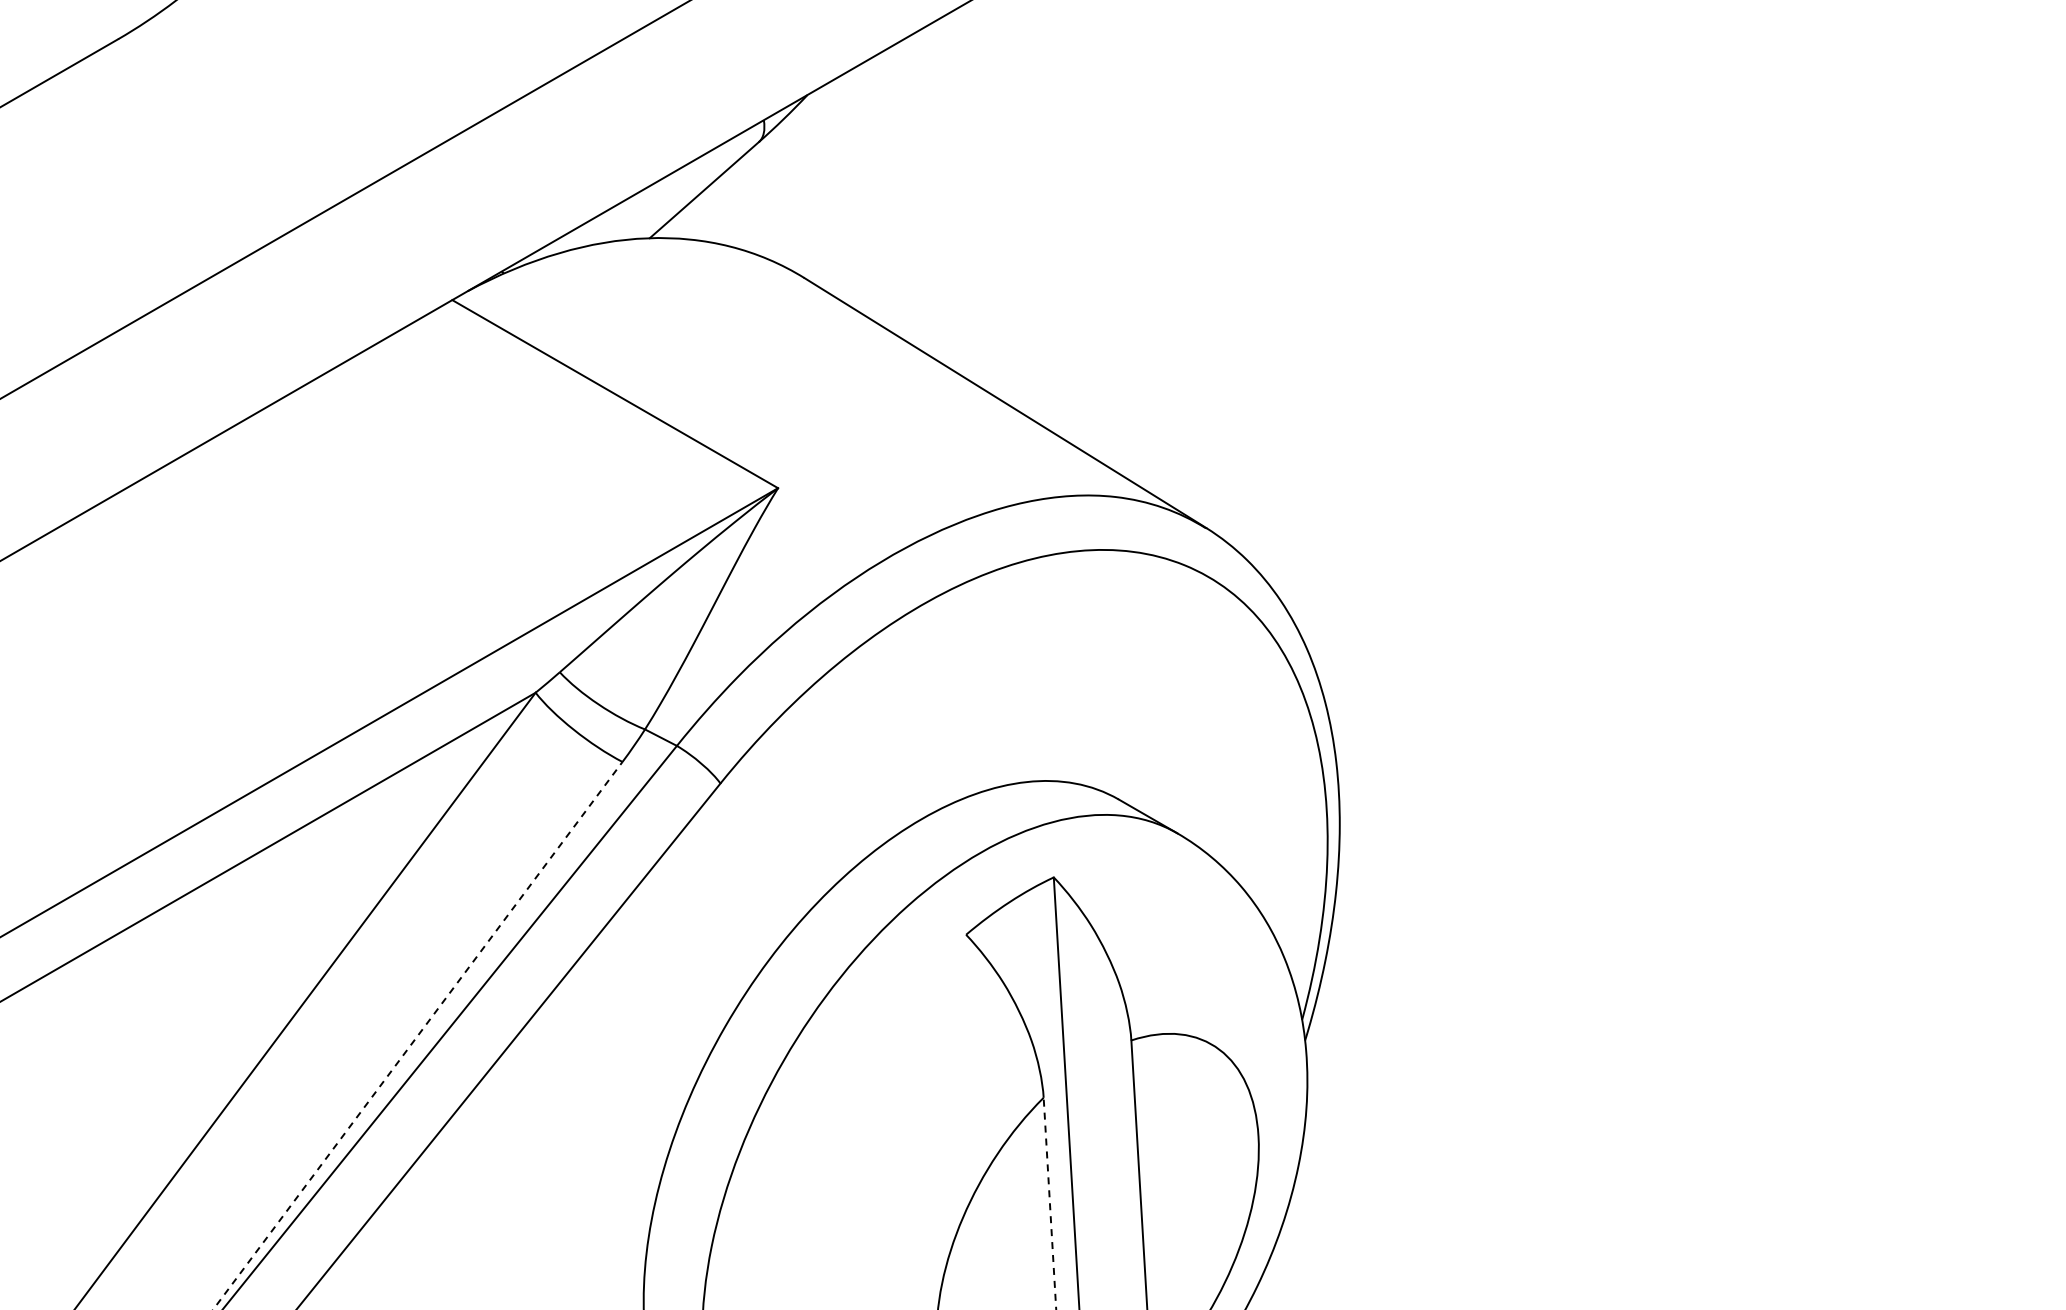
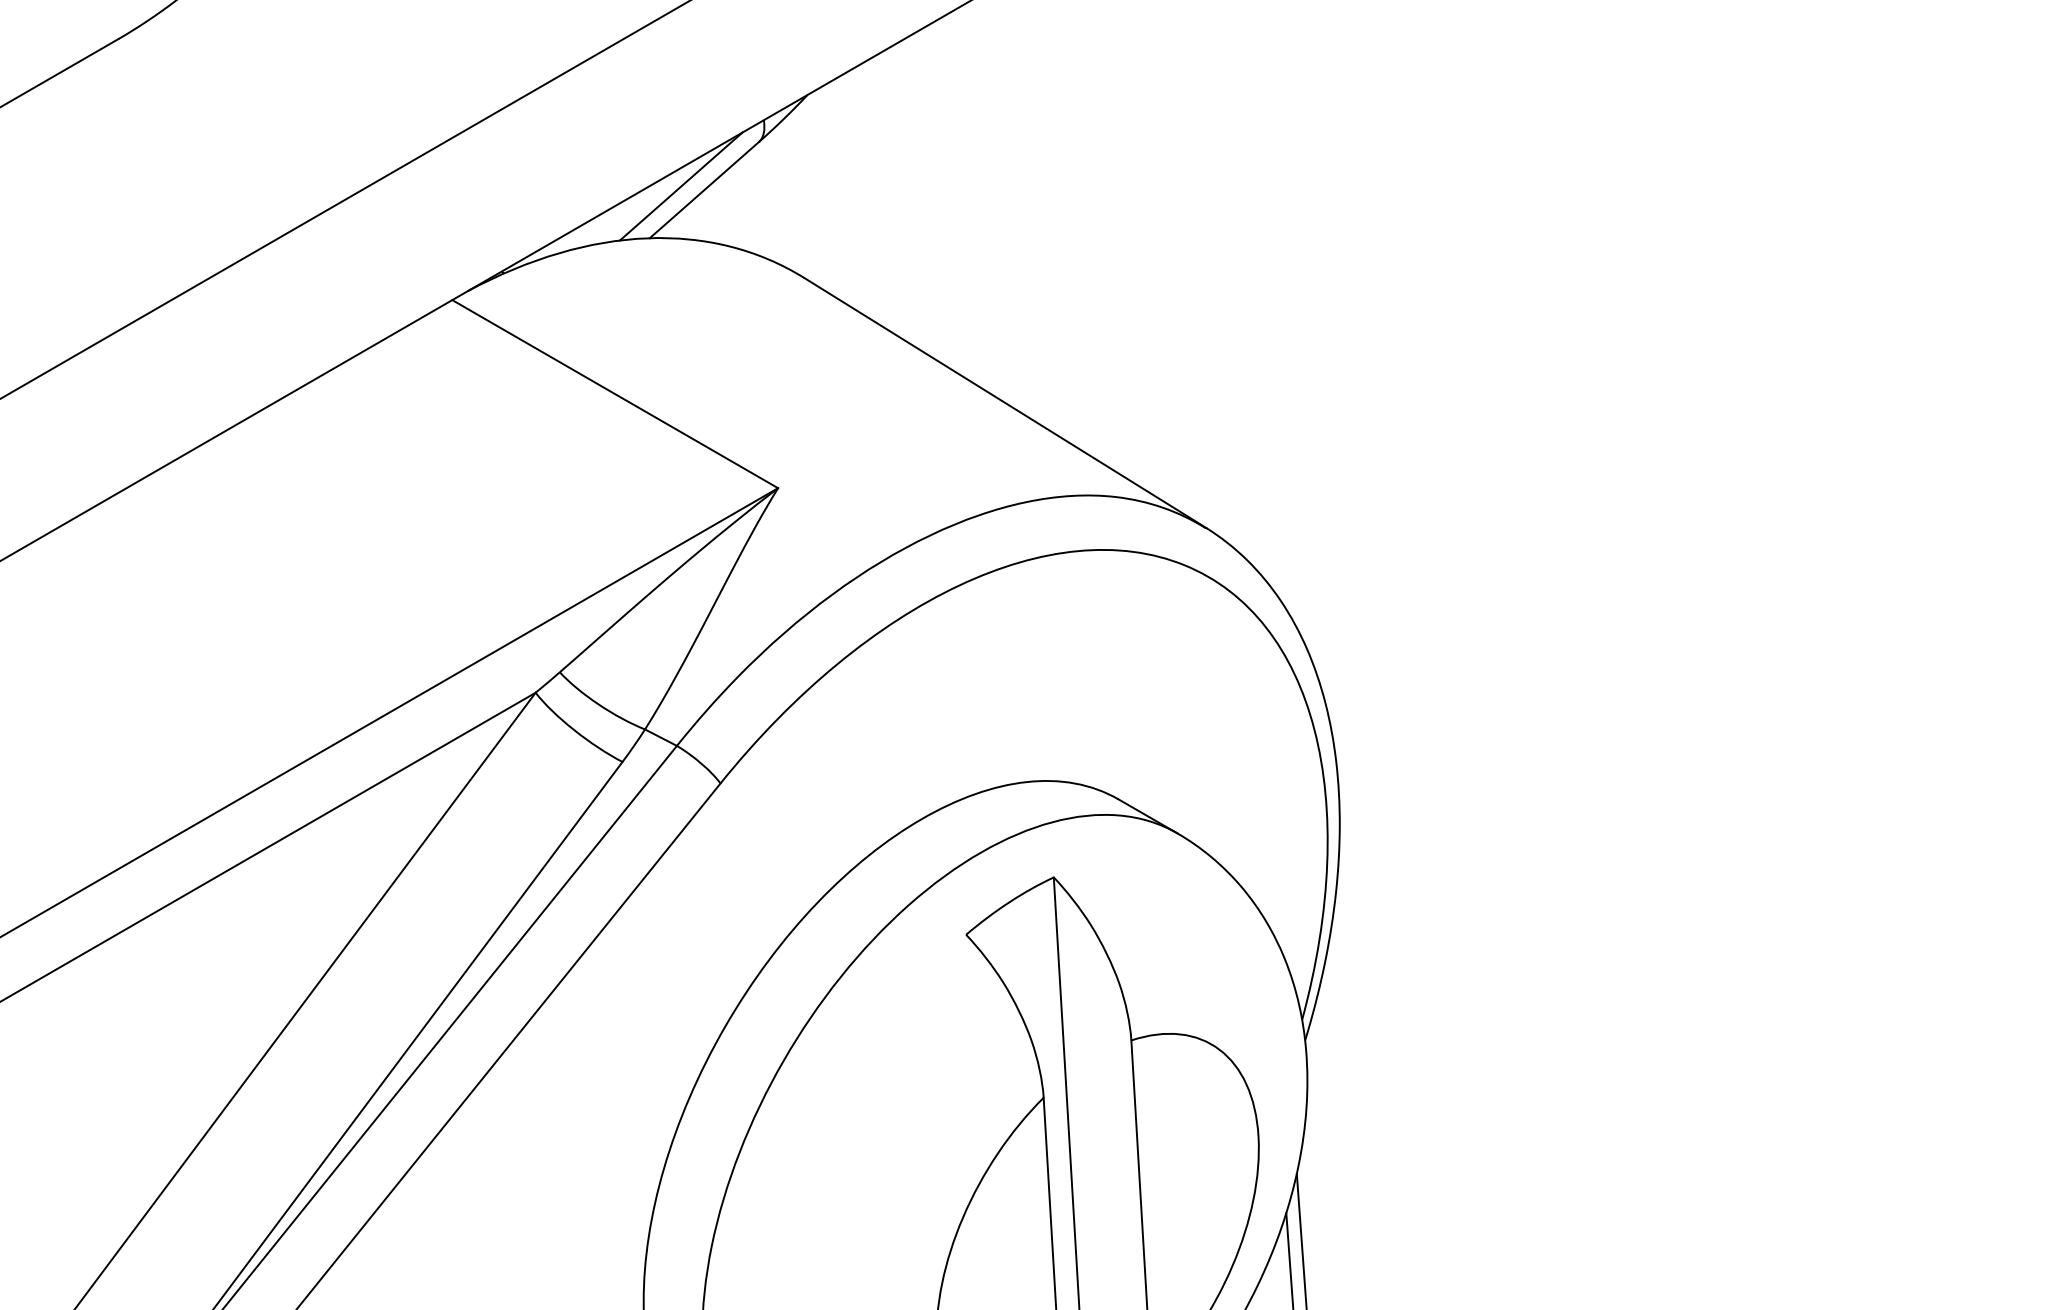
line: none -> present (680, 186)
line: dashed -> solid (417, 1035)
line: dashed -> solid (1049, 1203)
line: none -> present (1301, 1239)
line: none -> present (1289, 1259)
